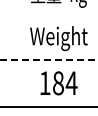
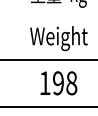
line: dashed -> solid (49, 59)
text: 184 -> 198 (65, 83)
